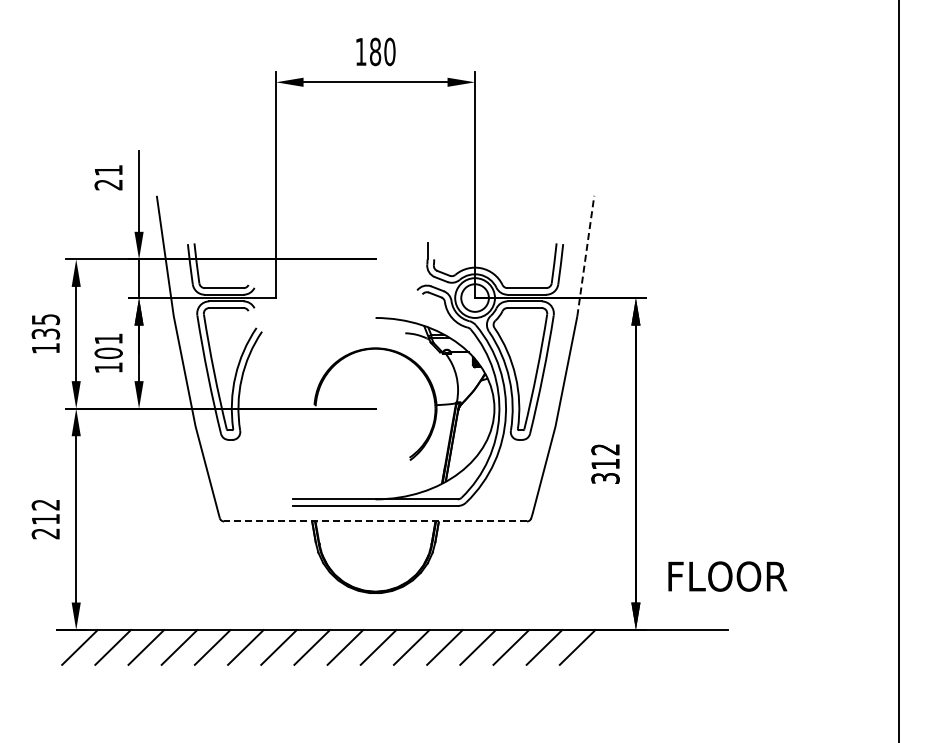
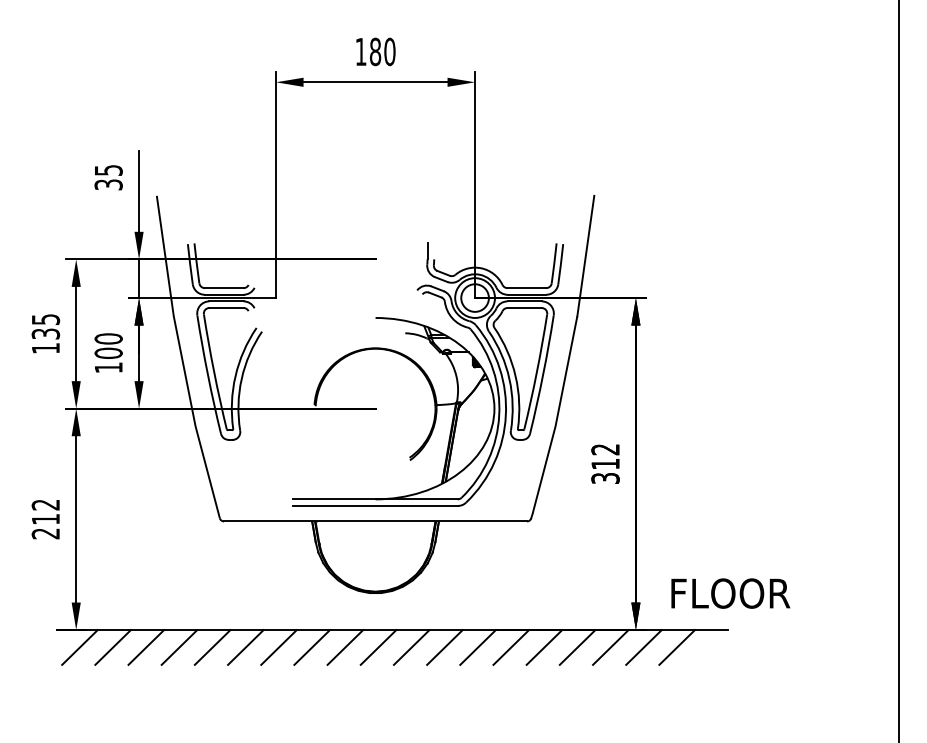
text: 21 -> 35 (108, 177)
line: dashed -> solid (585, 256)
text: 101 -> 100 (108, 338)
line: dashed -> solid (375, 521)
text position: (727, 576) -> (730, 593) (730, 593)
line: none -> present (610, 647)
line: none -> present (643, 647)
line: none -> present (676, 647)
